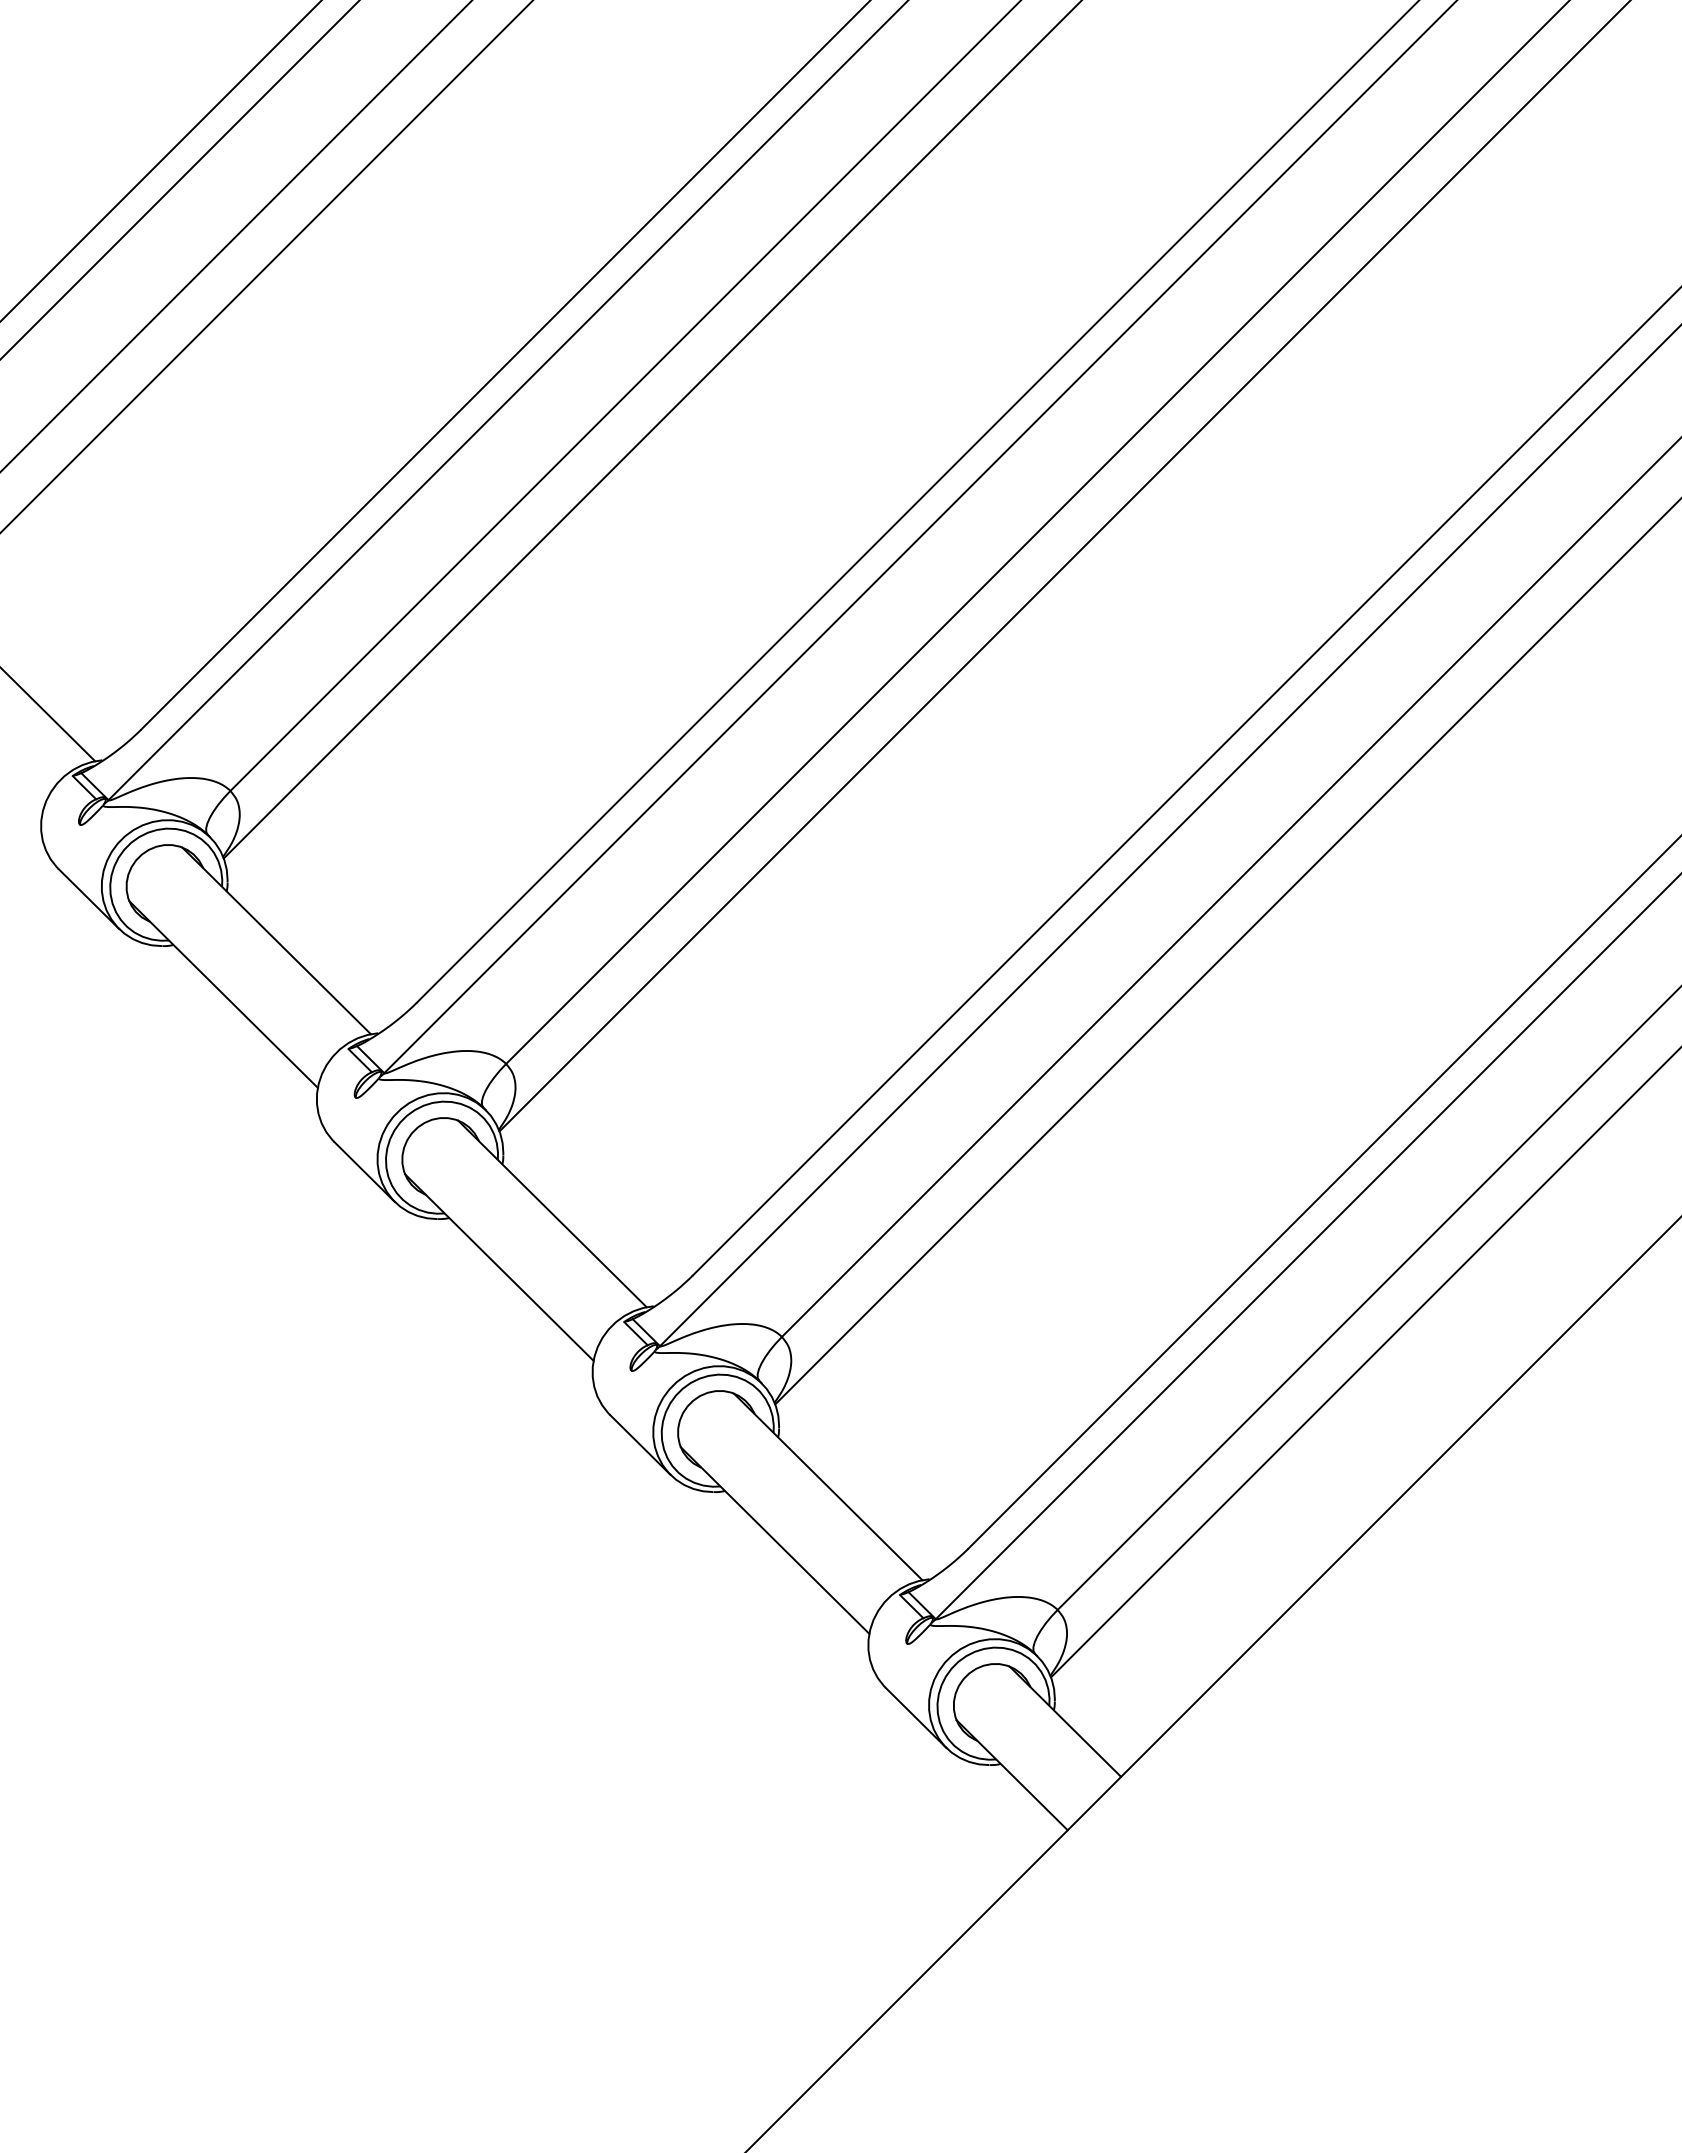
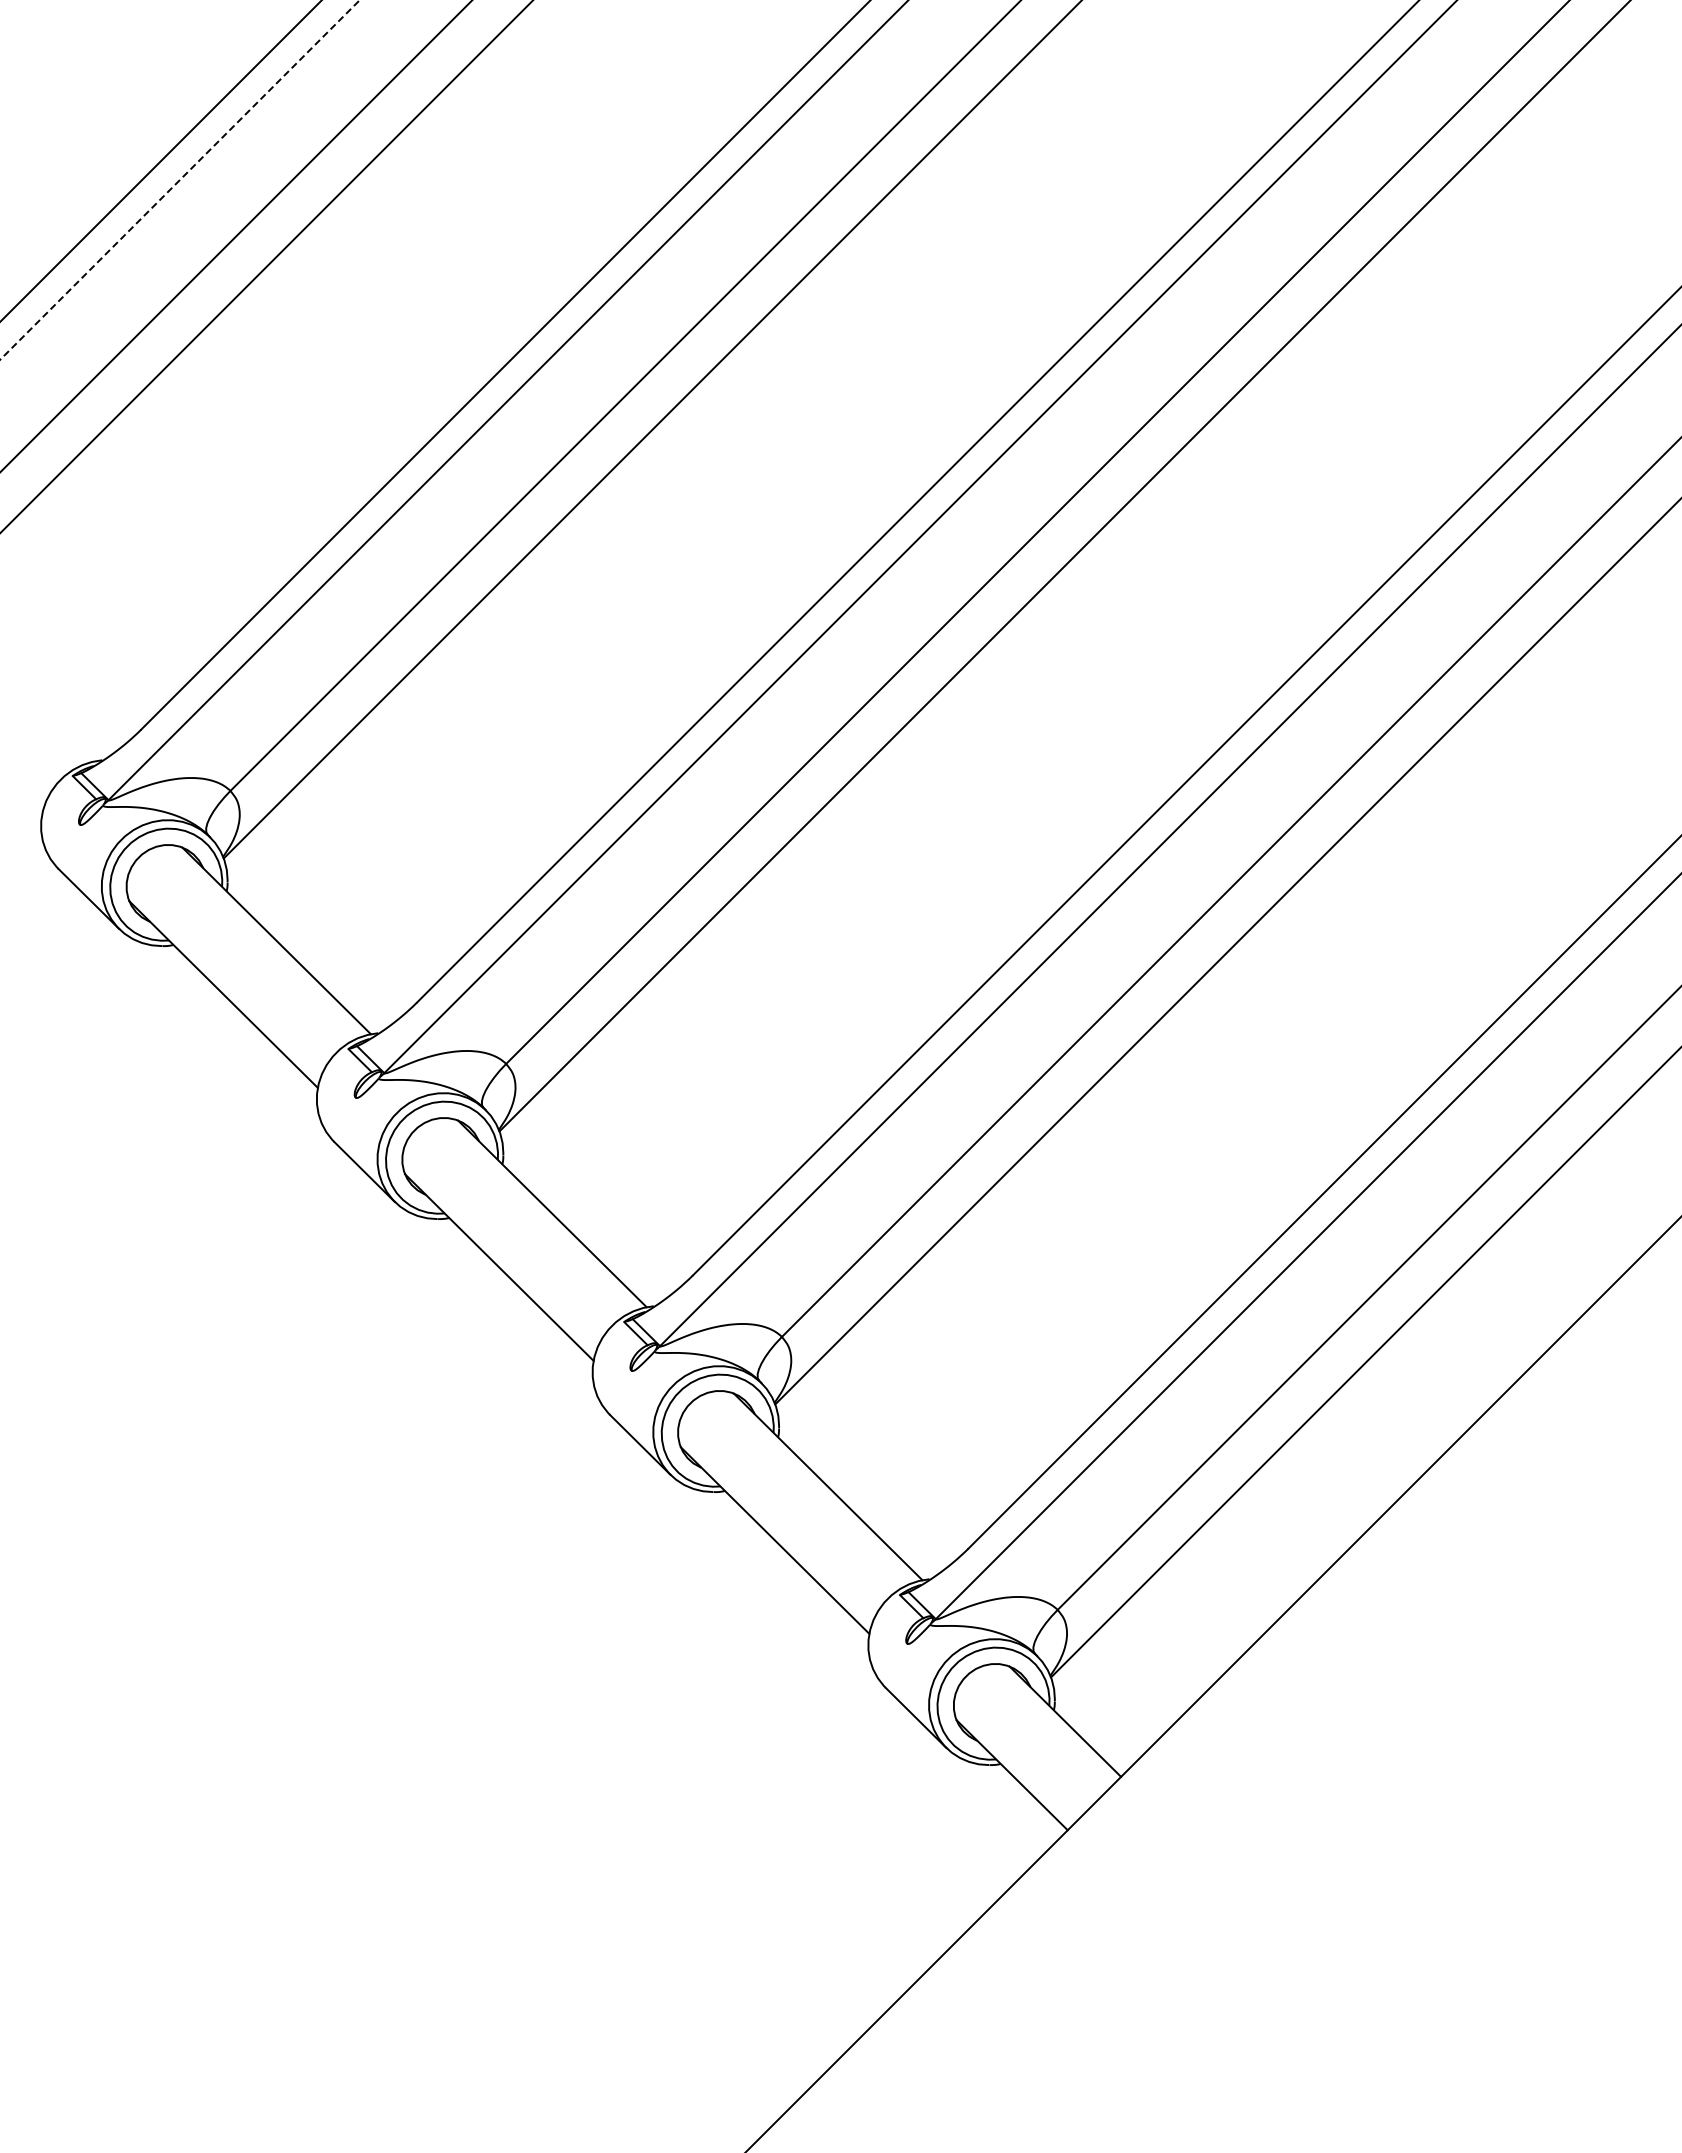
line: solid -> dashed (179, 180)
line: present -> none (48, 715)
